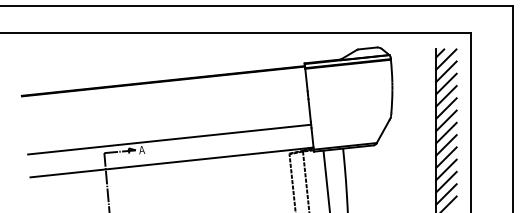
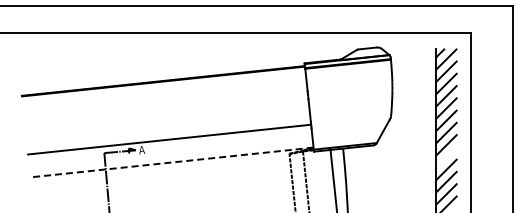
line: present -> none (446, 157)
line: solid -> dashed (171, 162)
line position: (326, 179) -> (333, 179) (333, 179)
